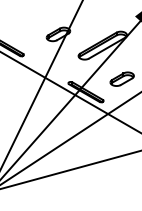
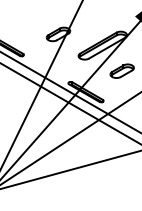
part position: (121, 78) -> (121, 70) (121, 70)
line: none -> present (70, 103)
